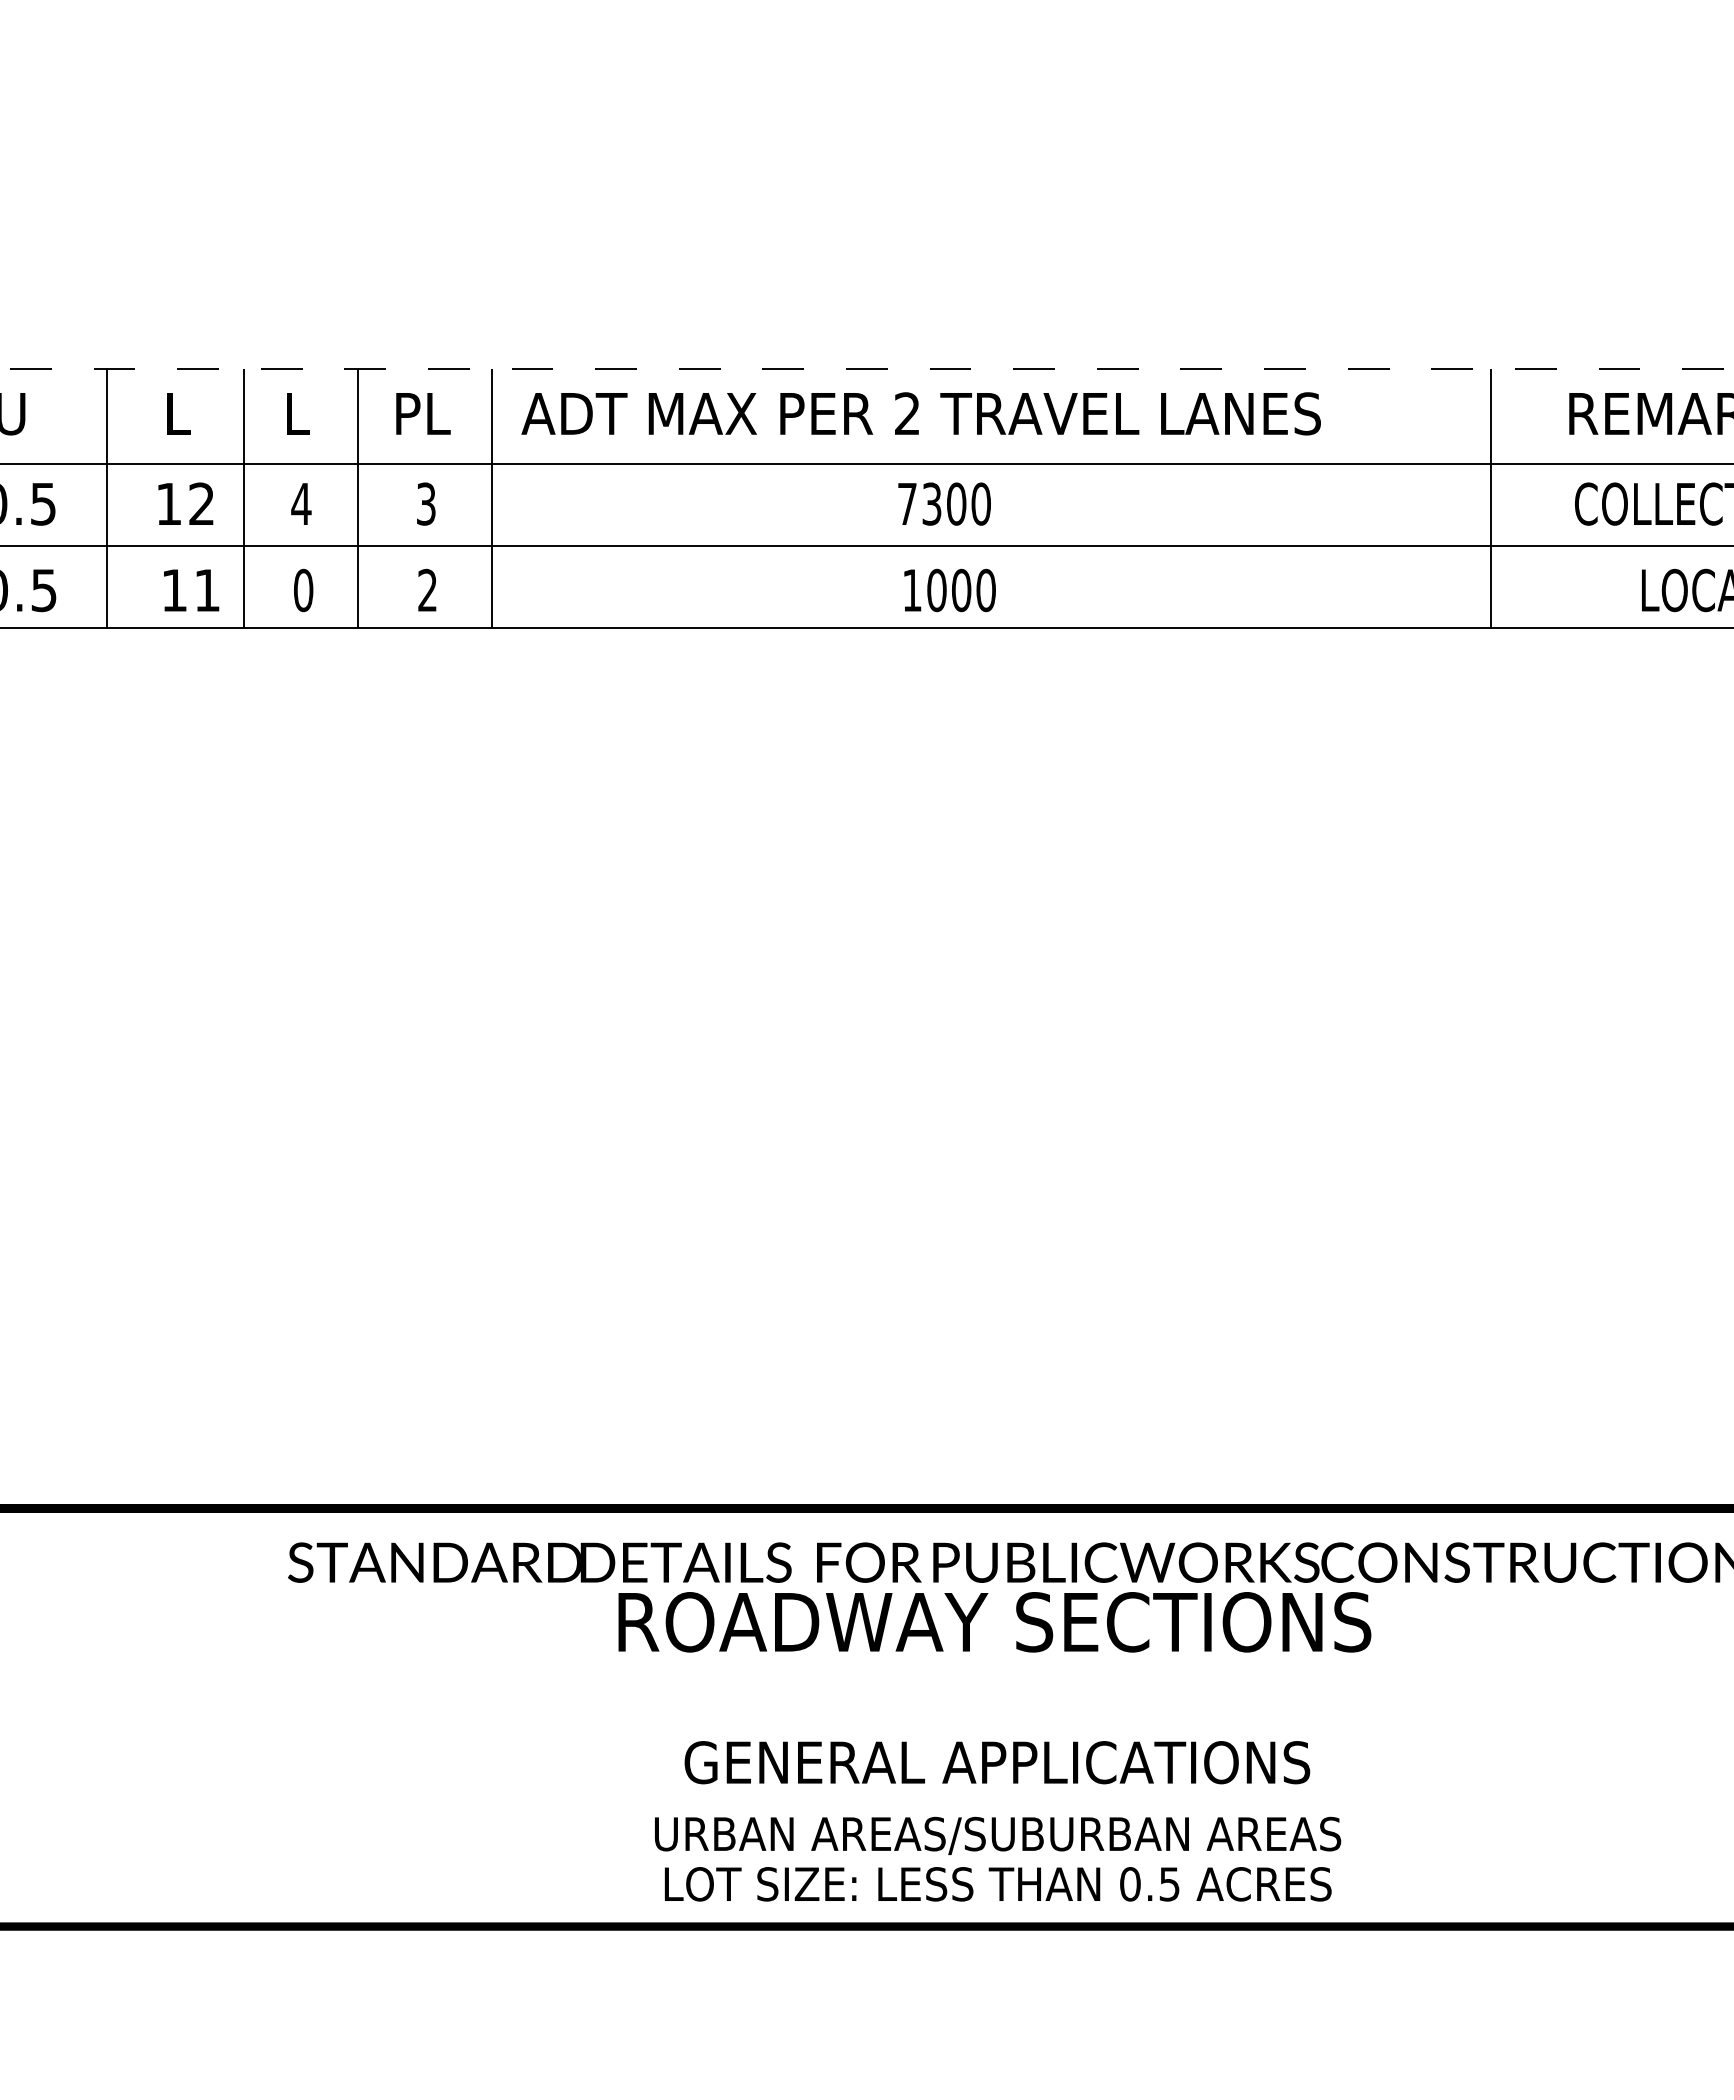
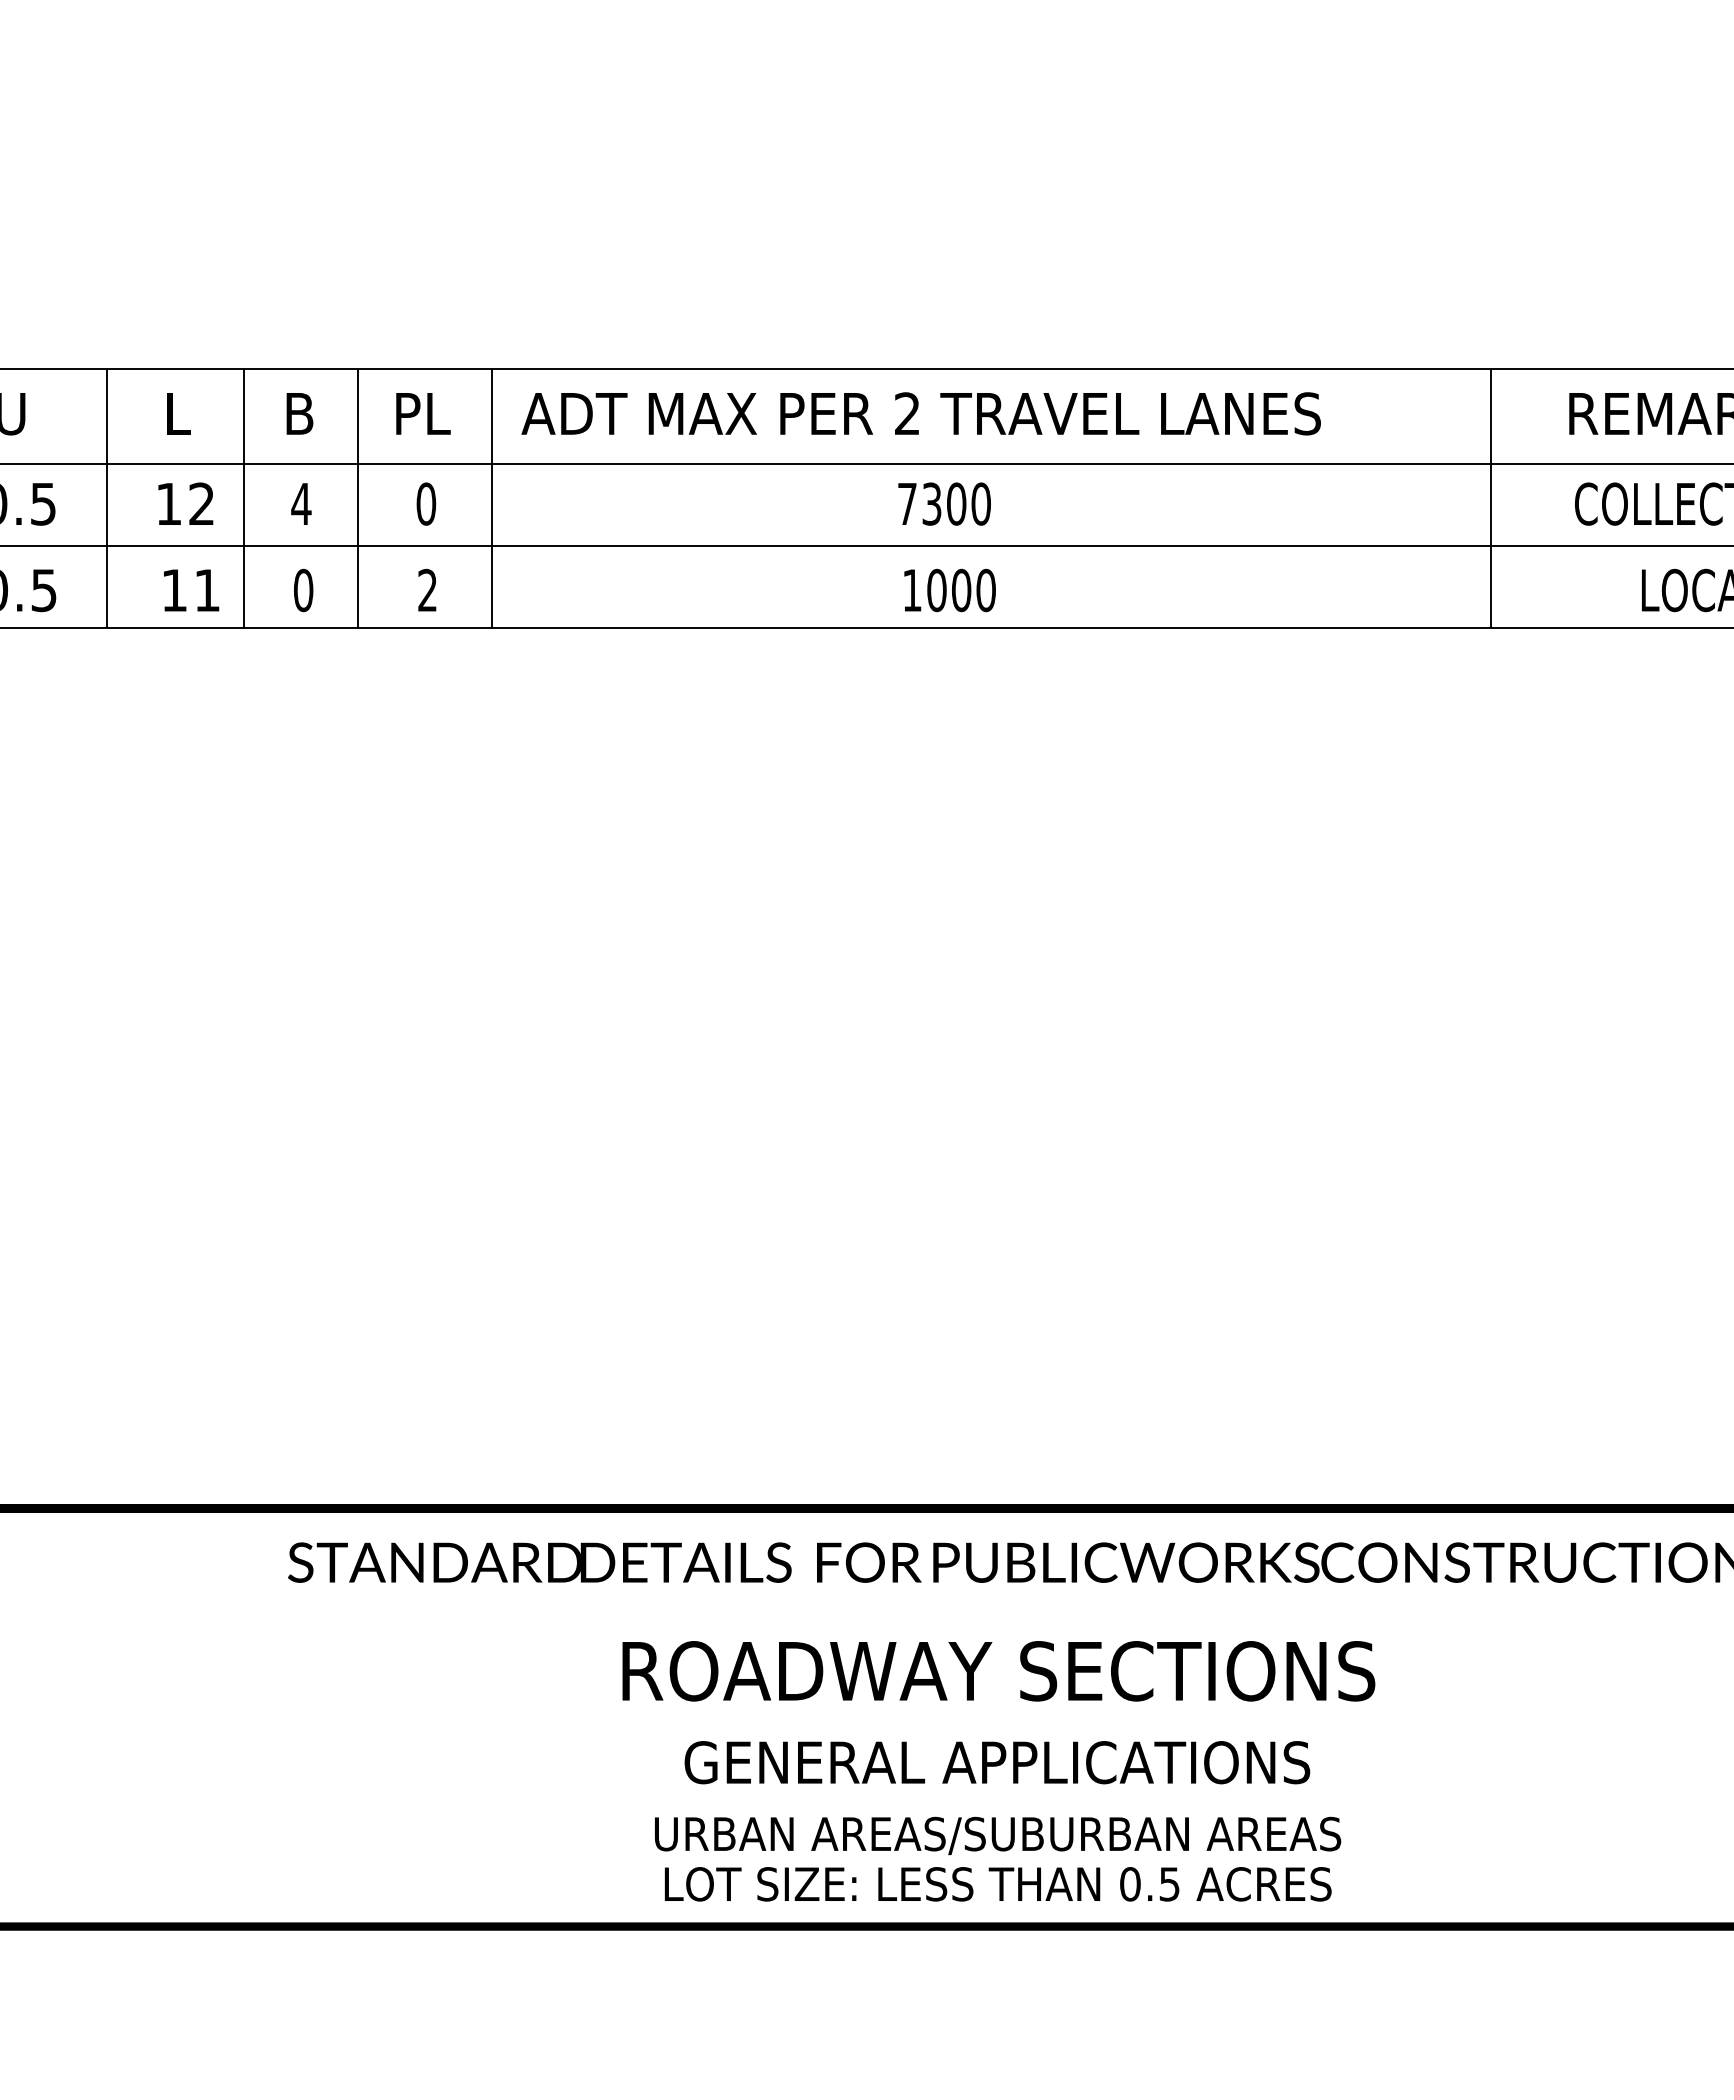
line: dashed -> solid (866, 368)
text: L -> B (299, 413)
text: 3 -> 0 (426, 503)
text position: (994, 1622) -> (998, 1671) (998, 1671)
